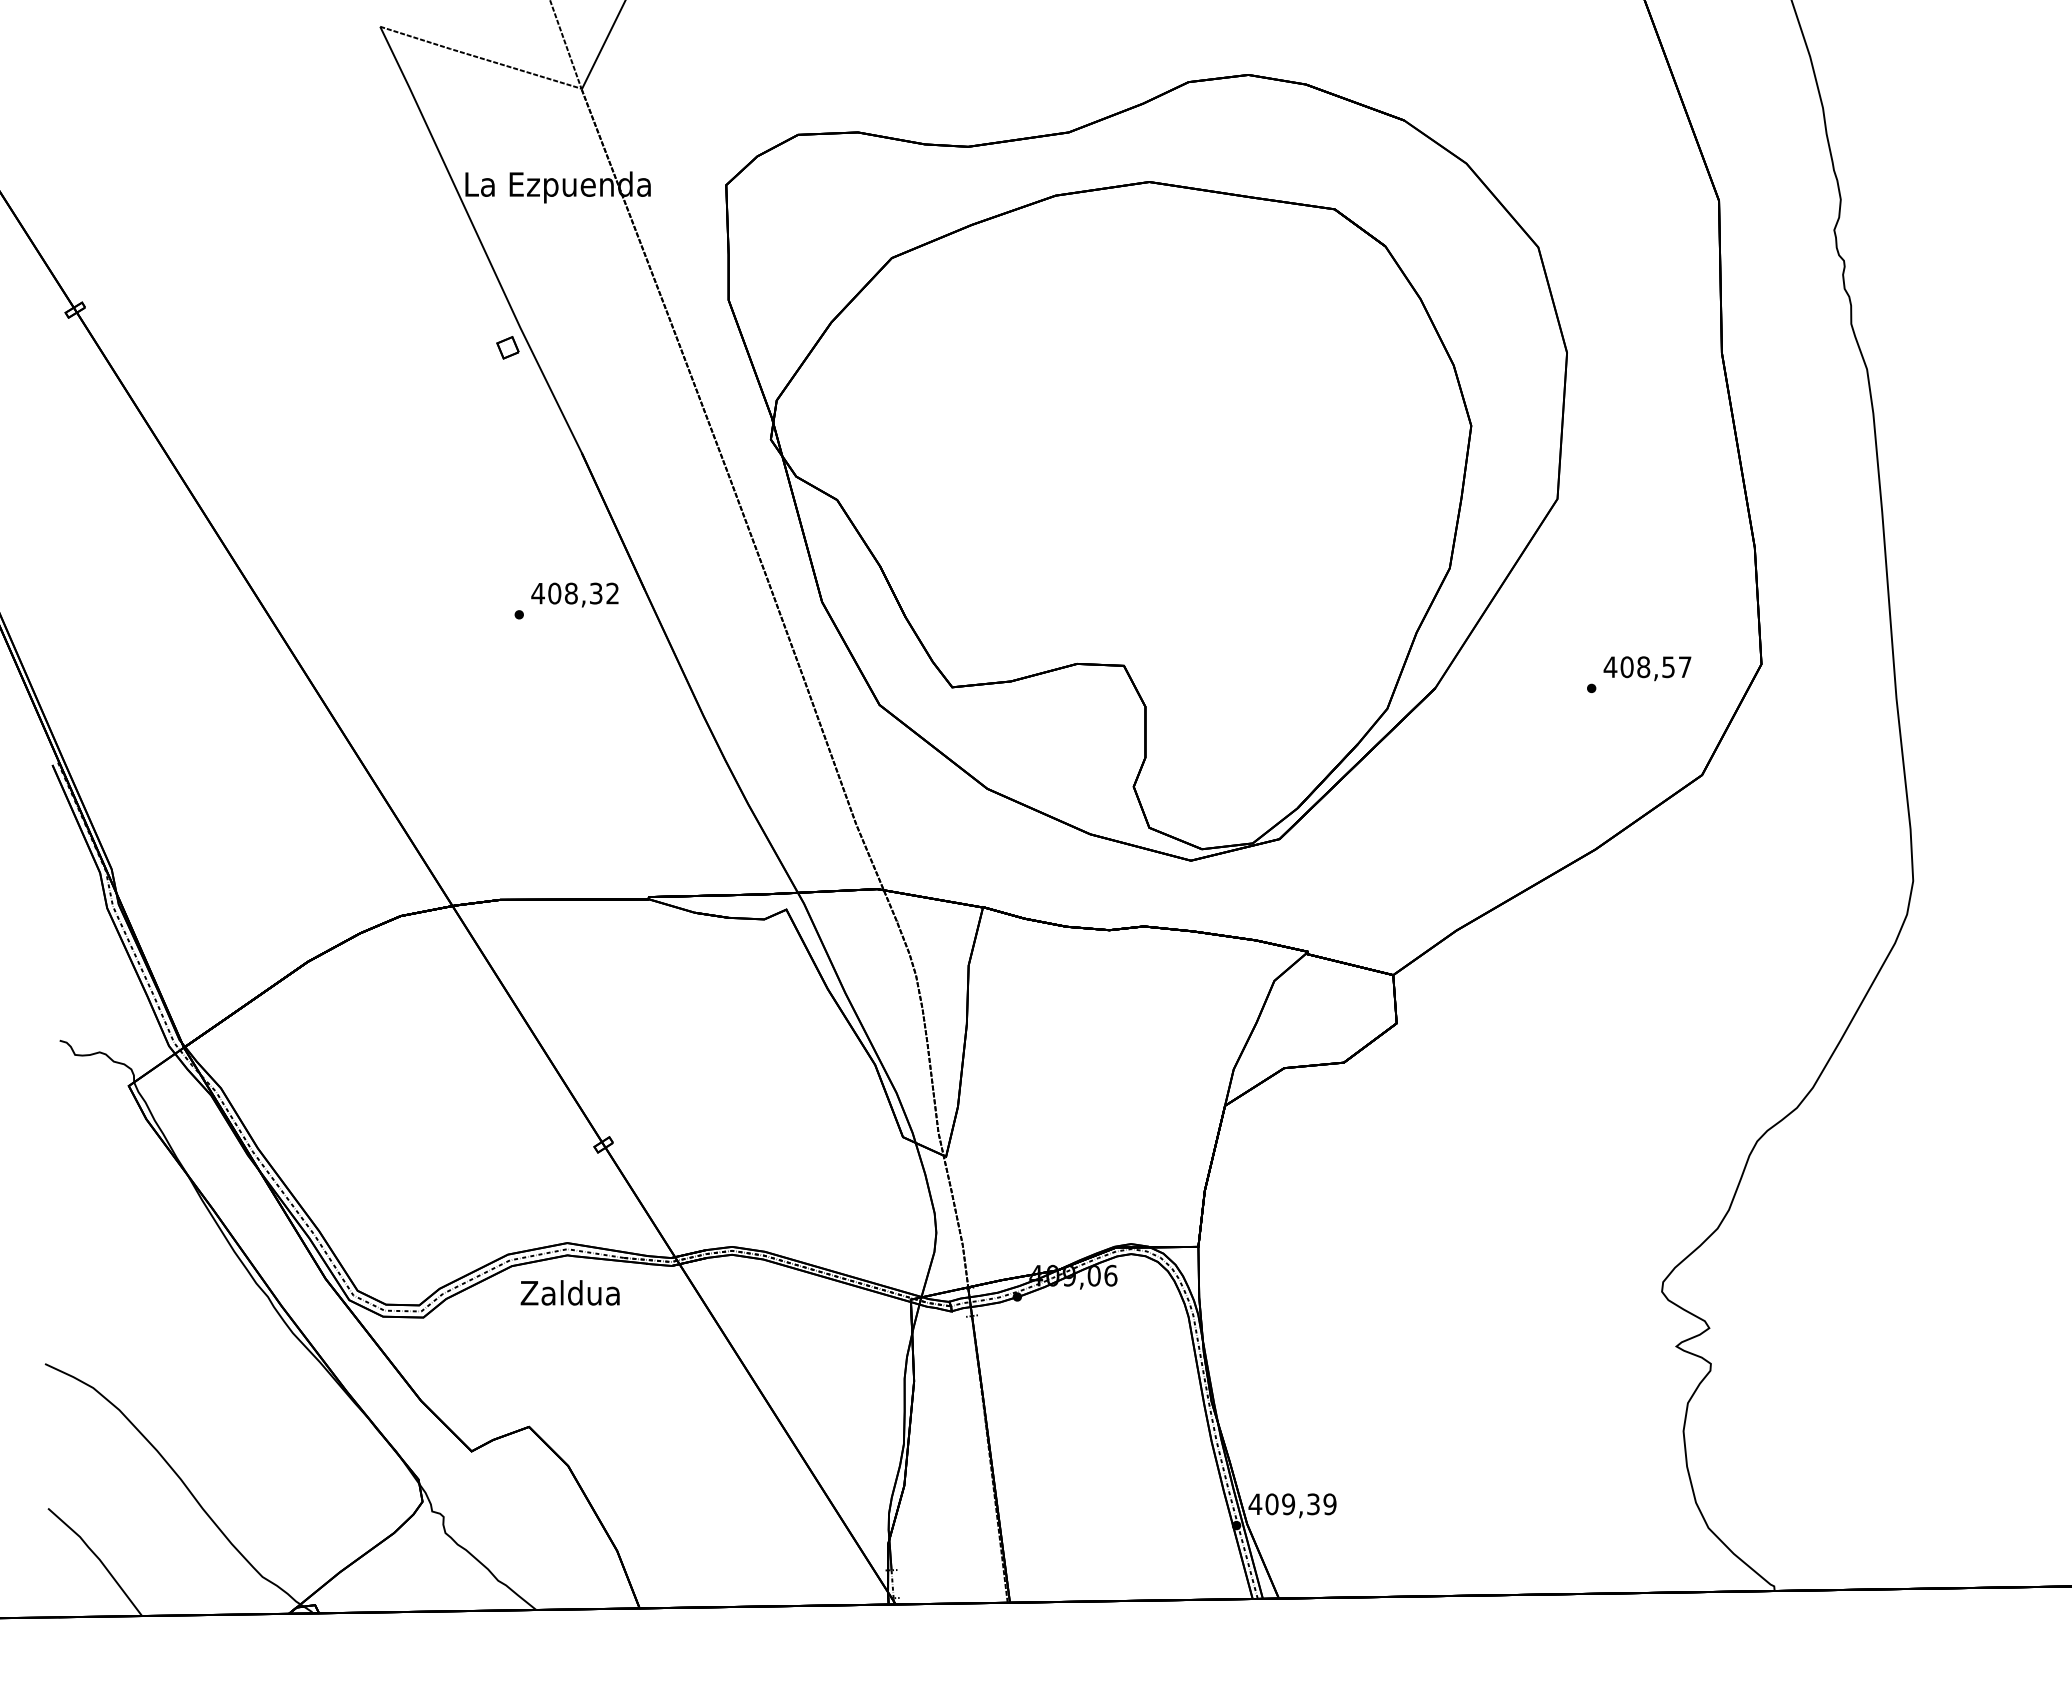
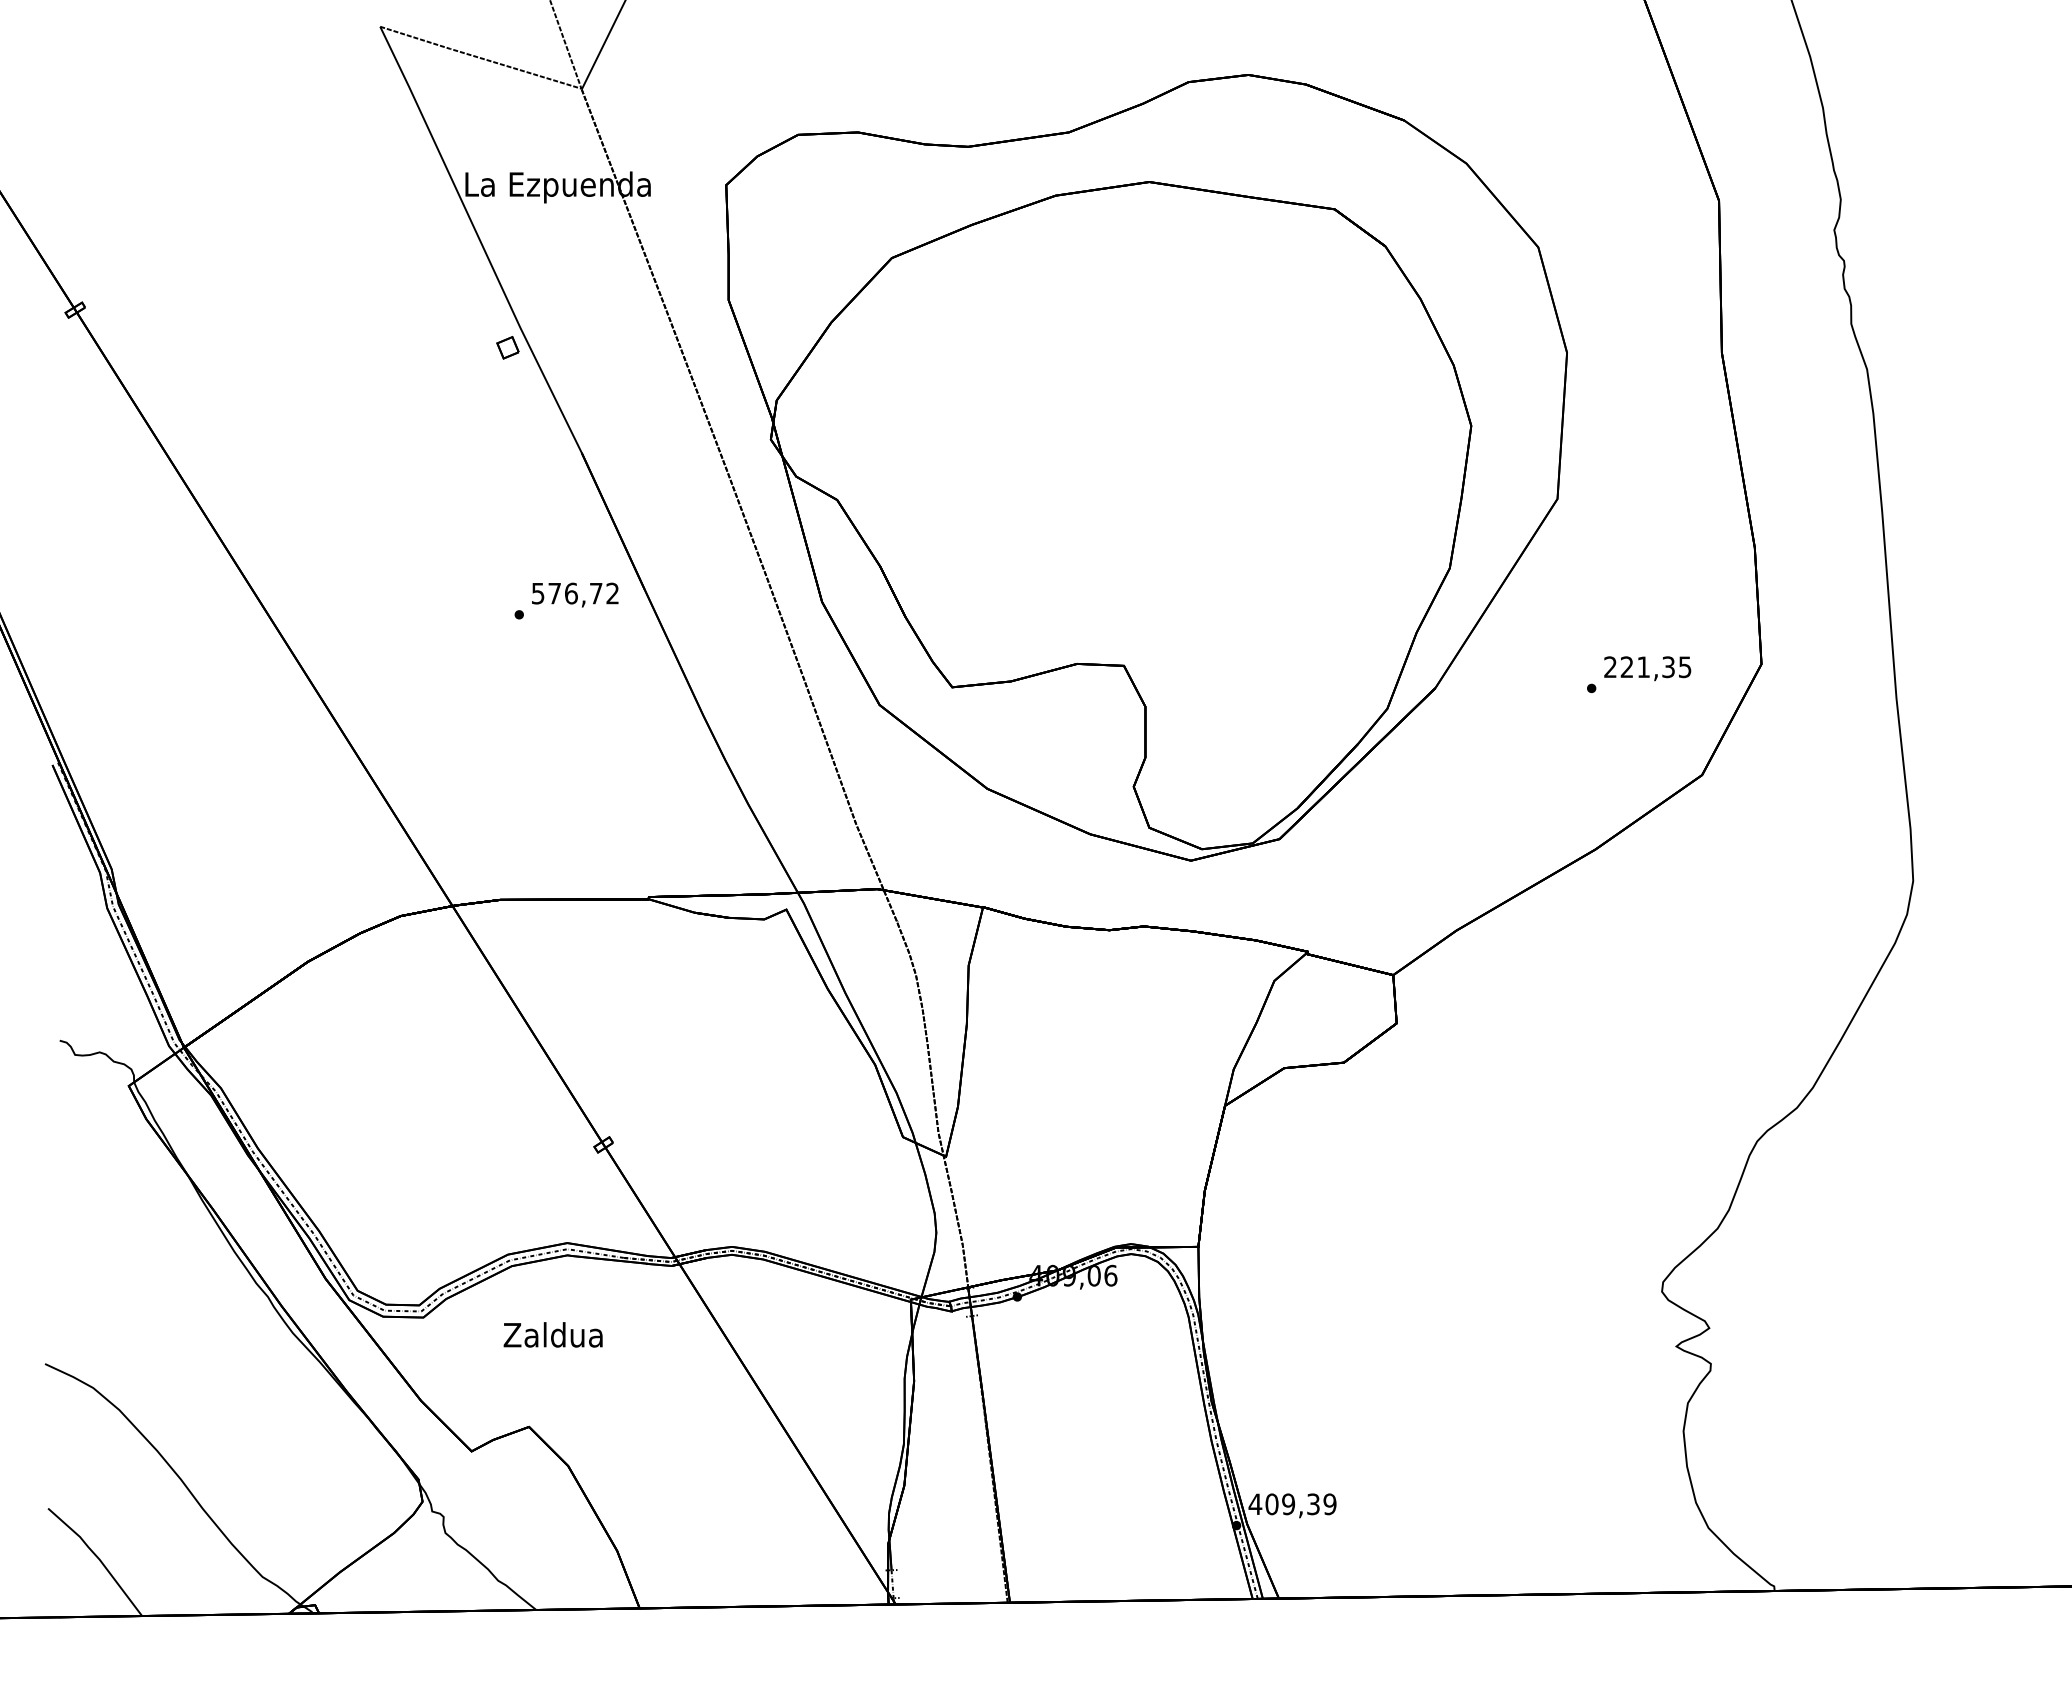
text: 408,32 -> 576,72 (566, 593)
text: 408,57 -> 221,35 (1647, 667)
text position: (569, 1292) -> (552, 1334) (552, 1334)
